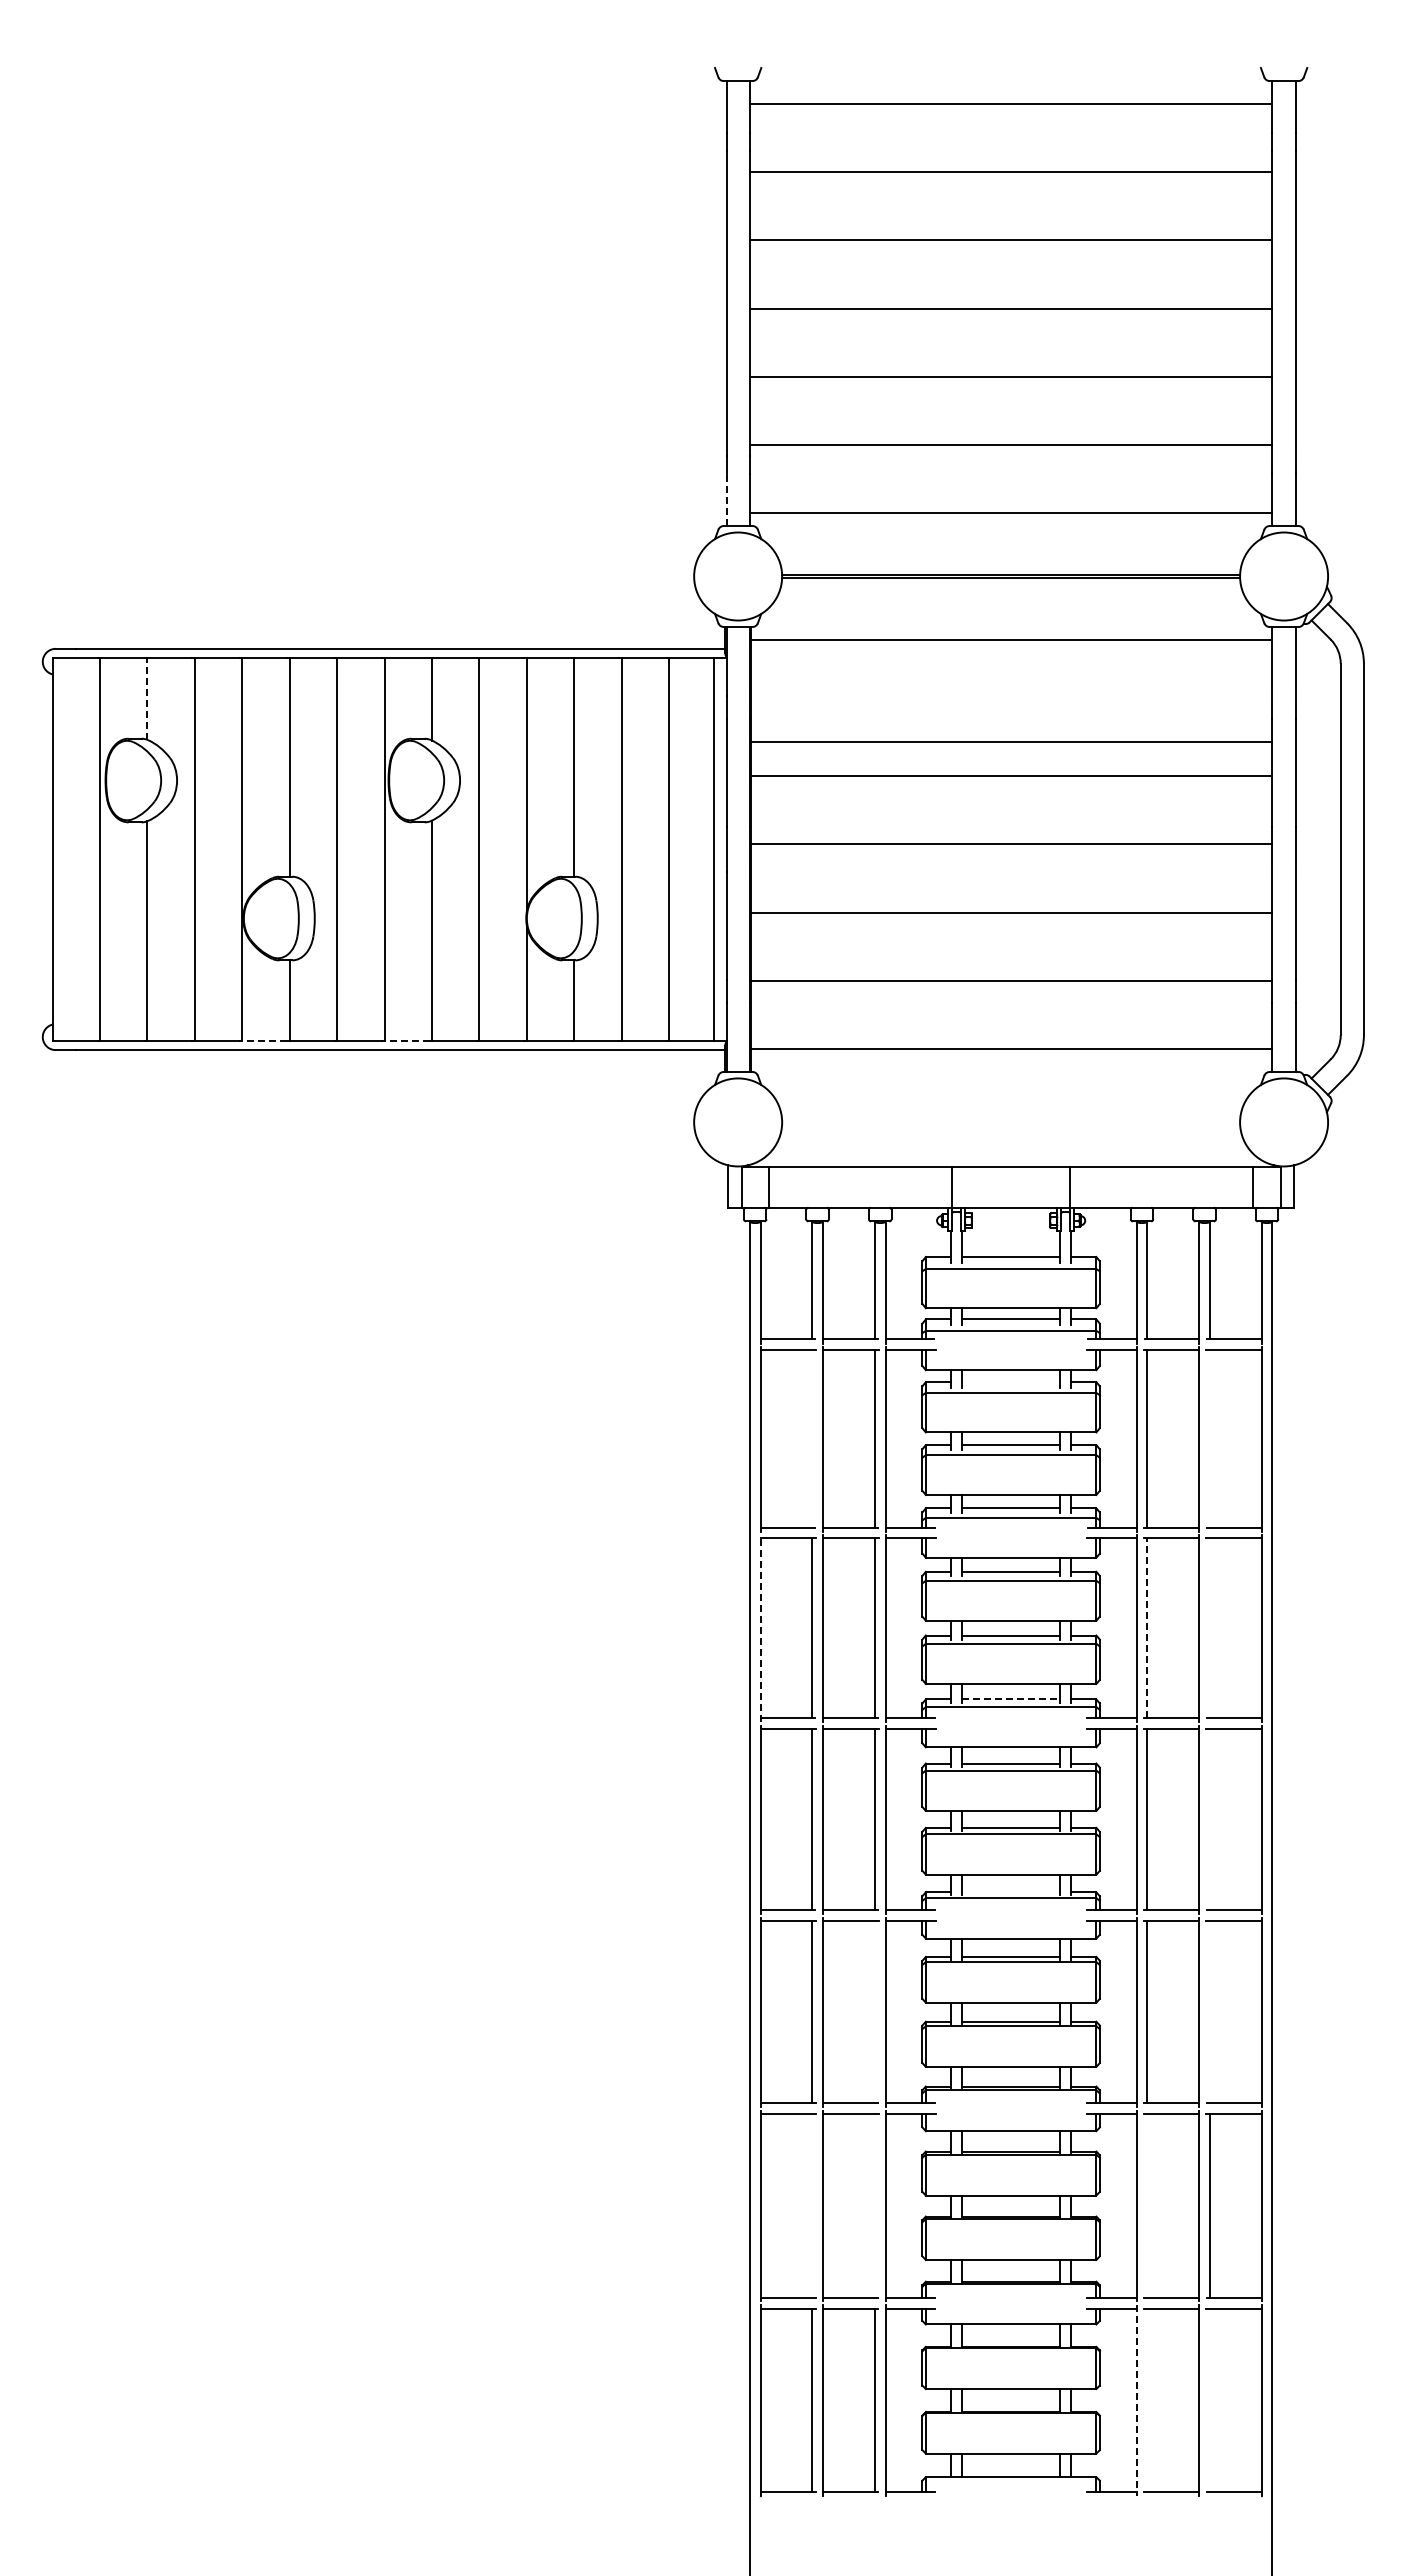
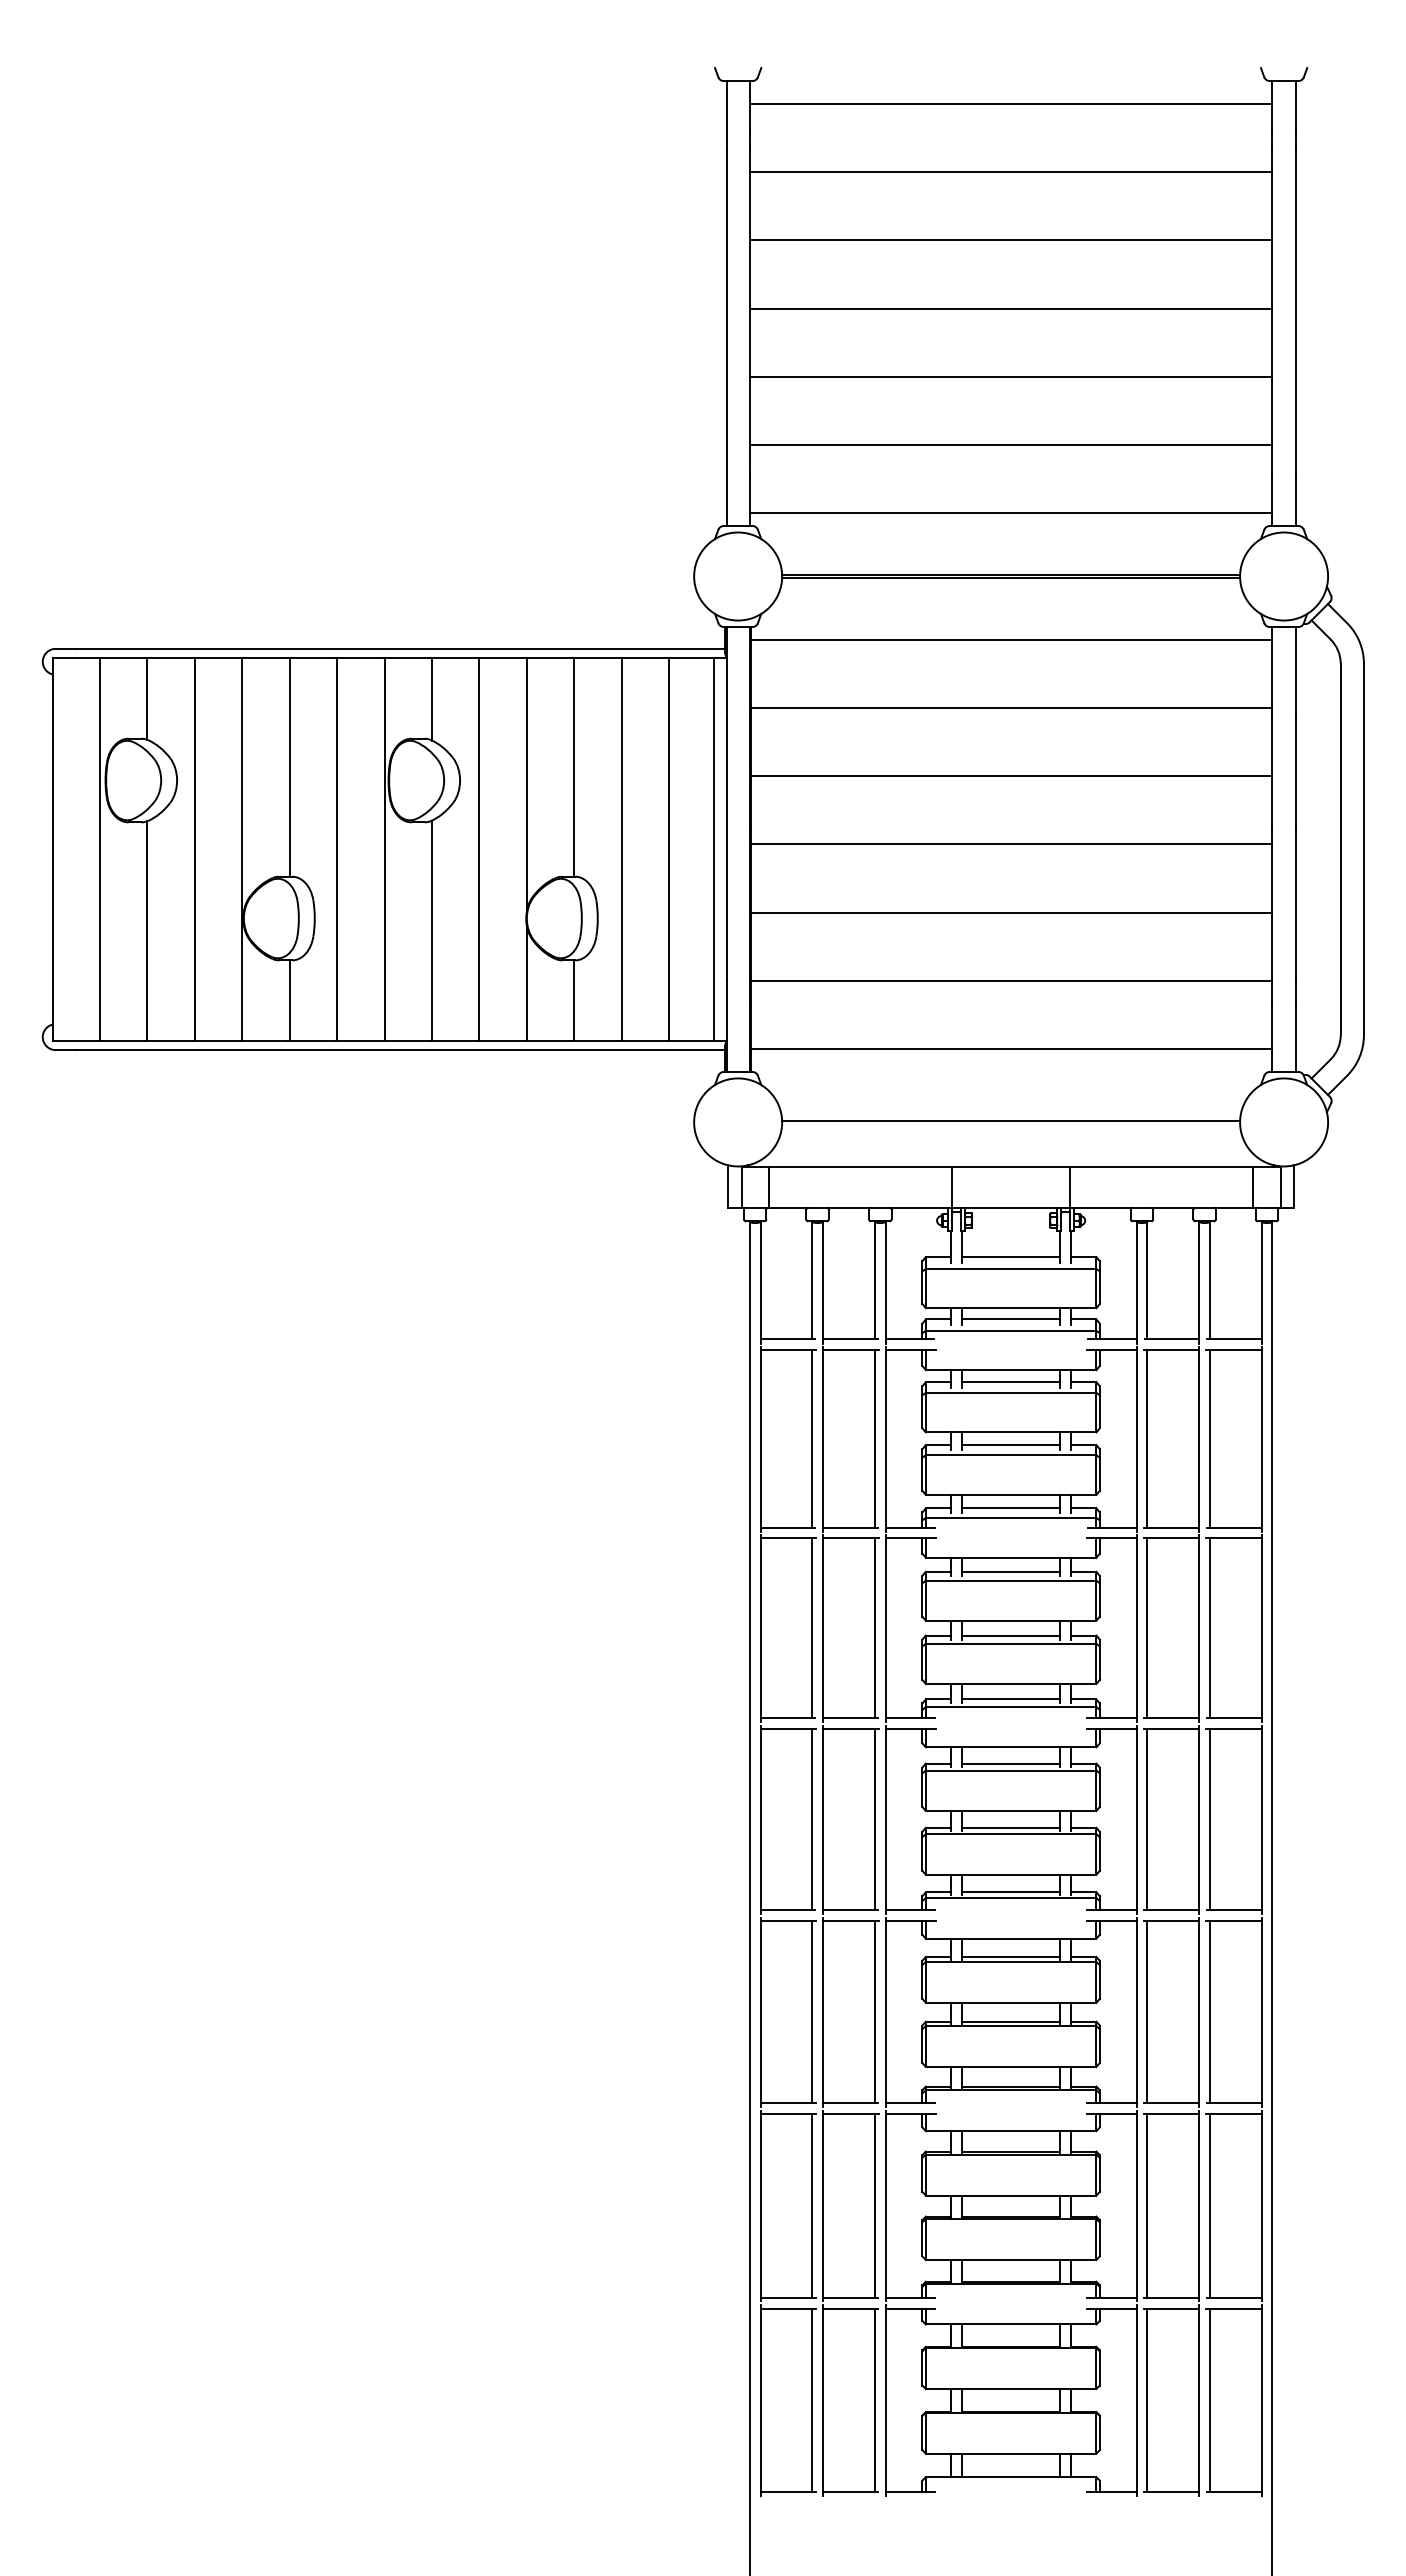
line: dashed -> solid (726, 500)
line: dashed -> solid (147, 699)
line position: (1011, 741) -> (1011, 707) (1011, 707)
line: dashed -> solid (264, 1040)
line: dashed -> solid (407, 1040)
line: none -> present (1011, 1120)
line: none -> present (1010, 1382)
line: none -> present (812, 1438)
line: none -> present (1210, 1438)
line: none -> present (1210, 1627)
line: dashed -> solid (760, 1628)
line: dashed -> solid (1147, 1628)
line: dashed -> solid (1011, 1699)
line: none -> present (1210, 1819)
line: none -> present (1010, 1892)
line: none -> present (874, 2011)
line: none -> present (1210, 2011)
line: none -> present (812, 2205)
line: none -> present (874, 2205)
line: none -> present (1147, 2205)
line: dashed -> solid (1136, 2400)
line: none -> present (1147, 2400)
line: none -> present (1210, 2400)
